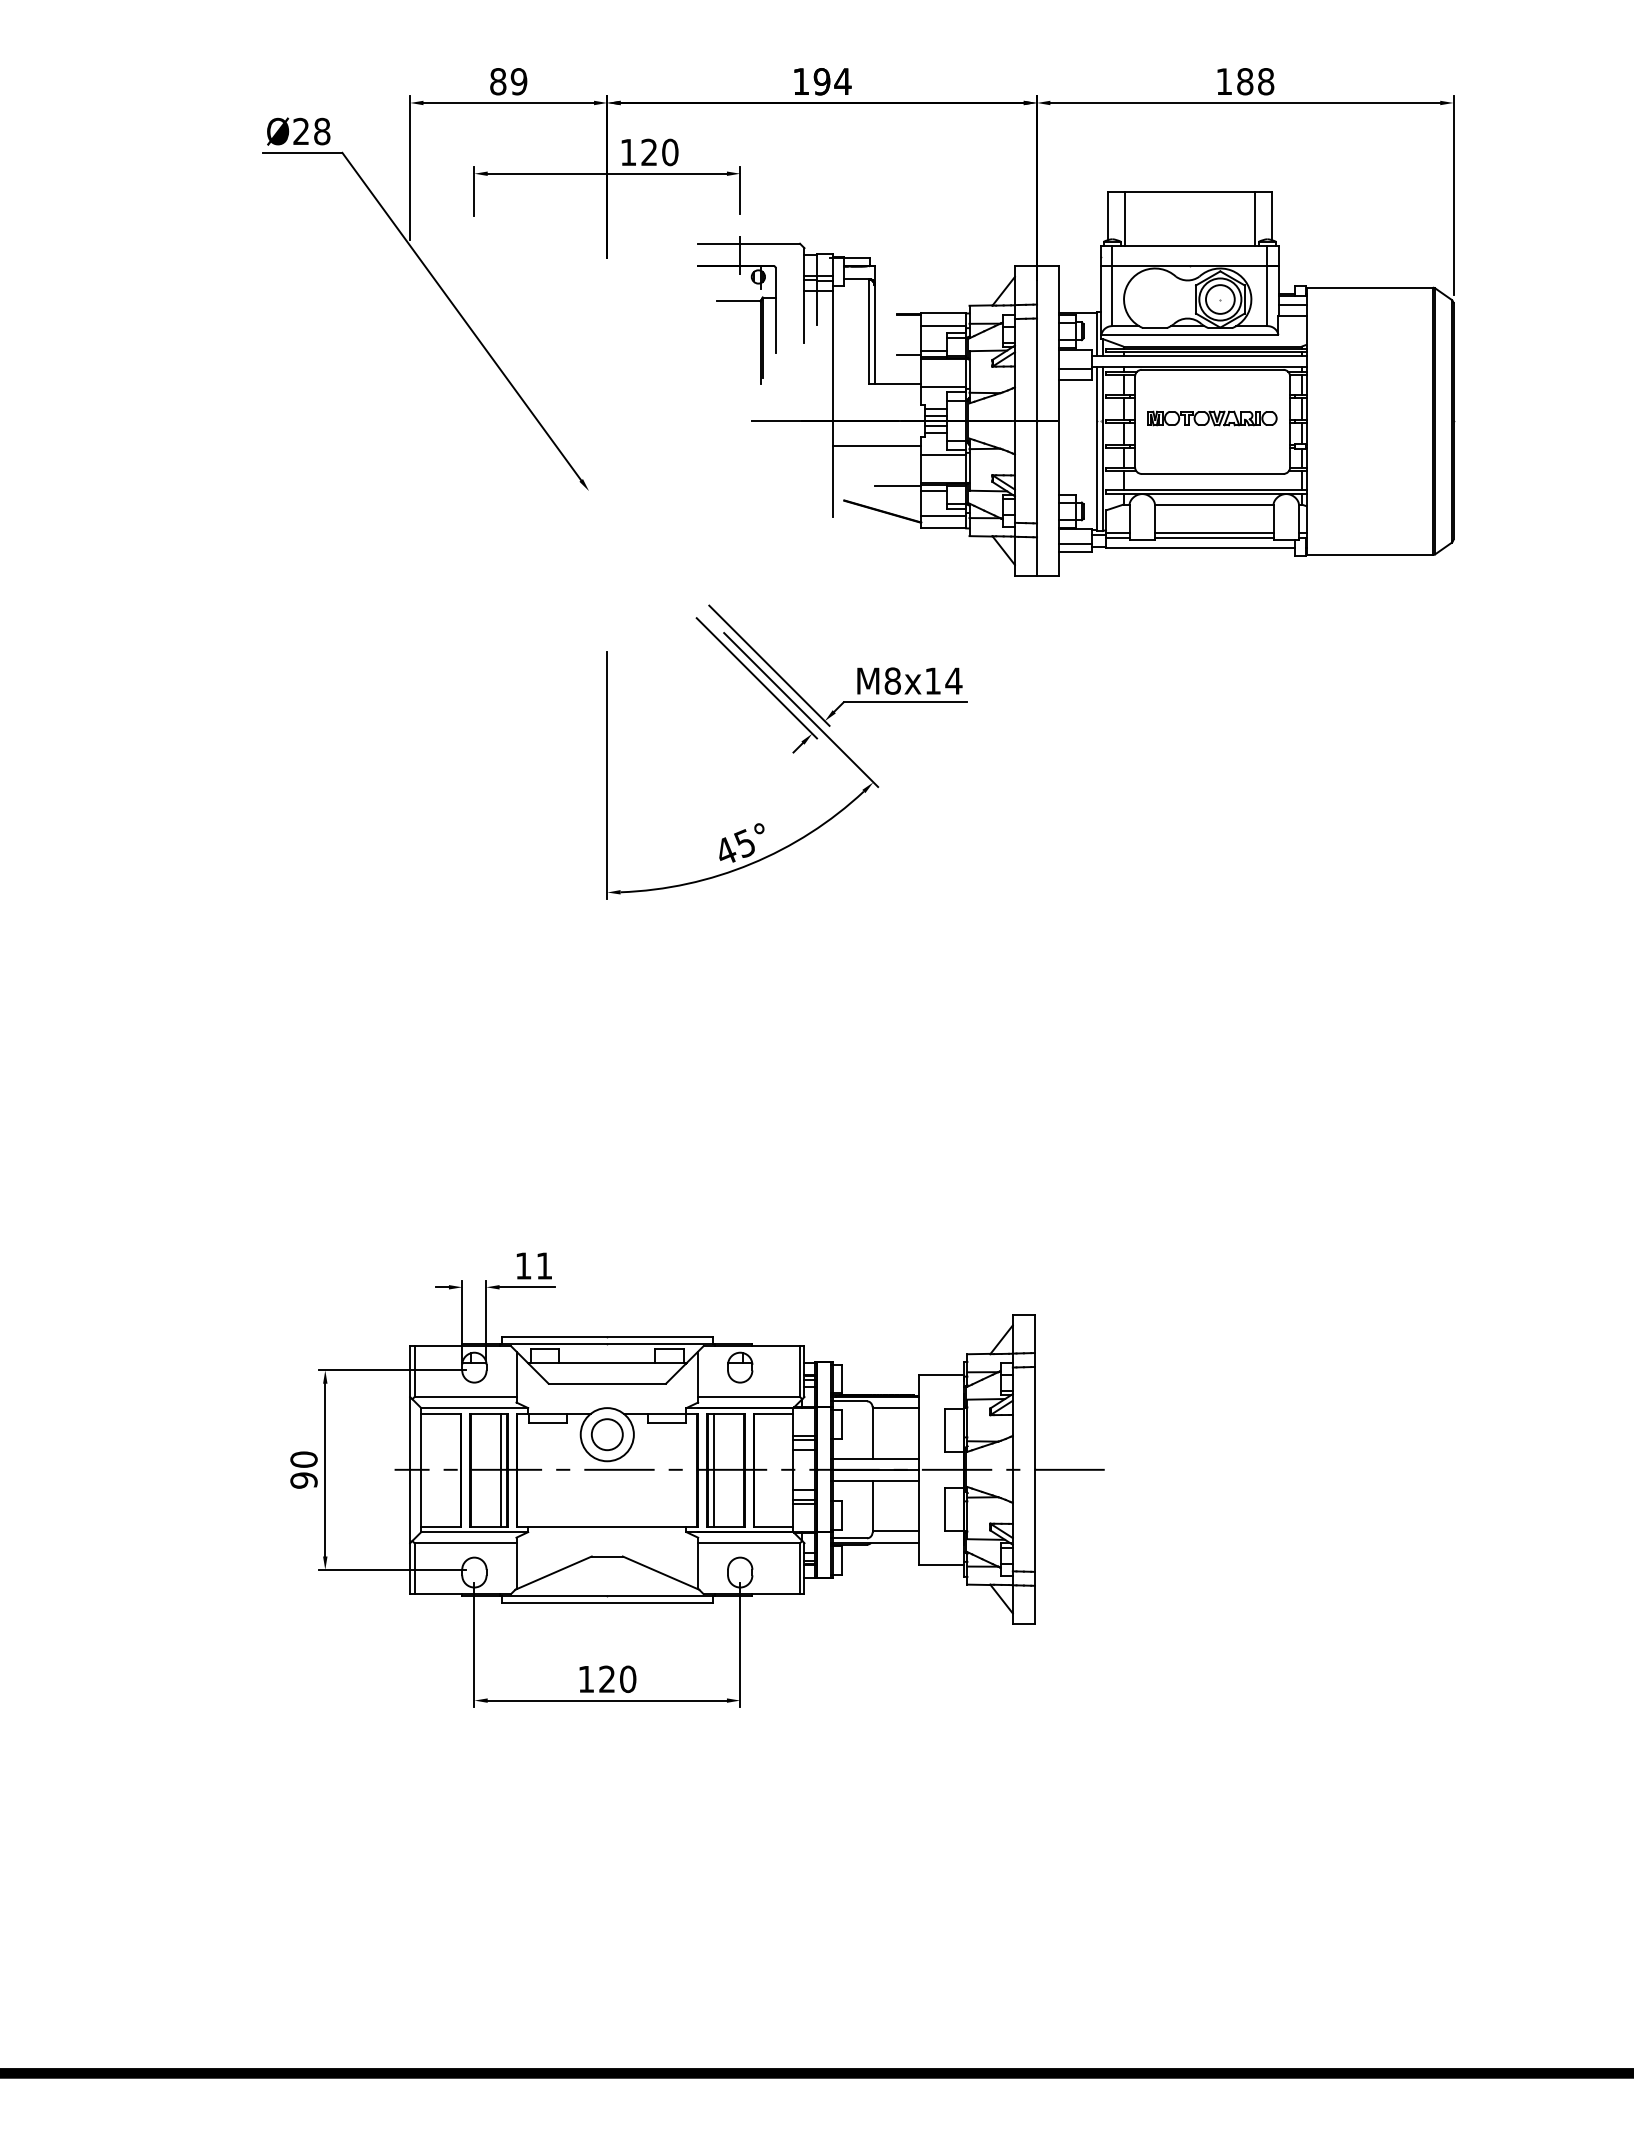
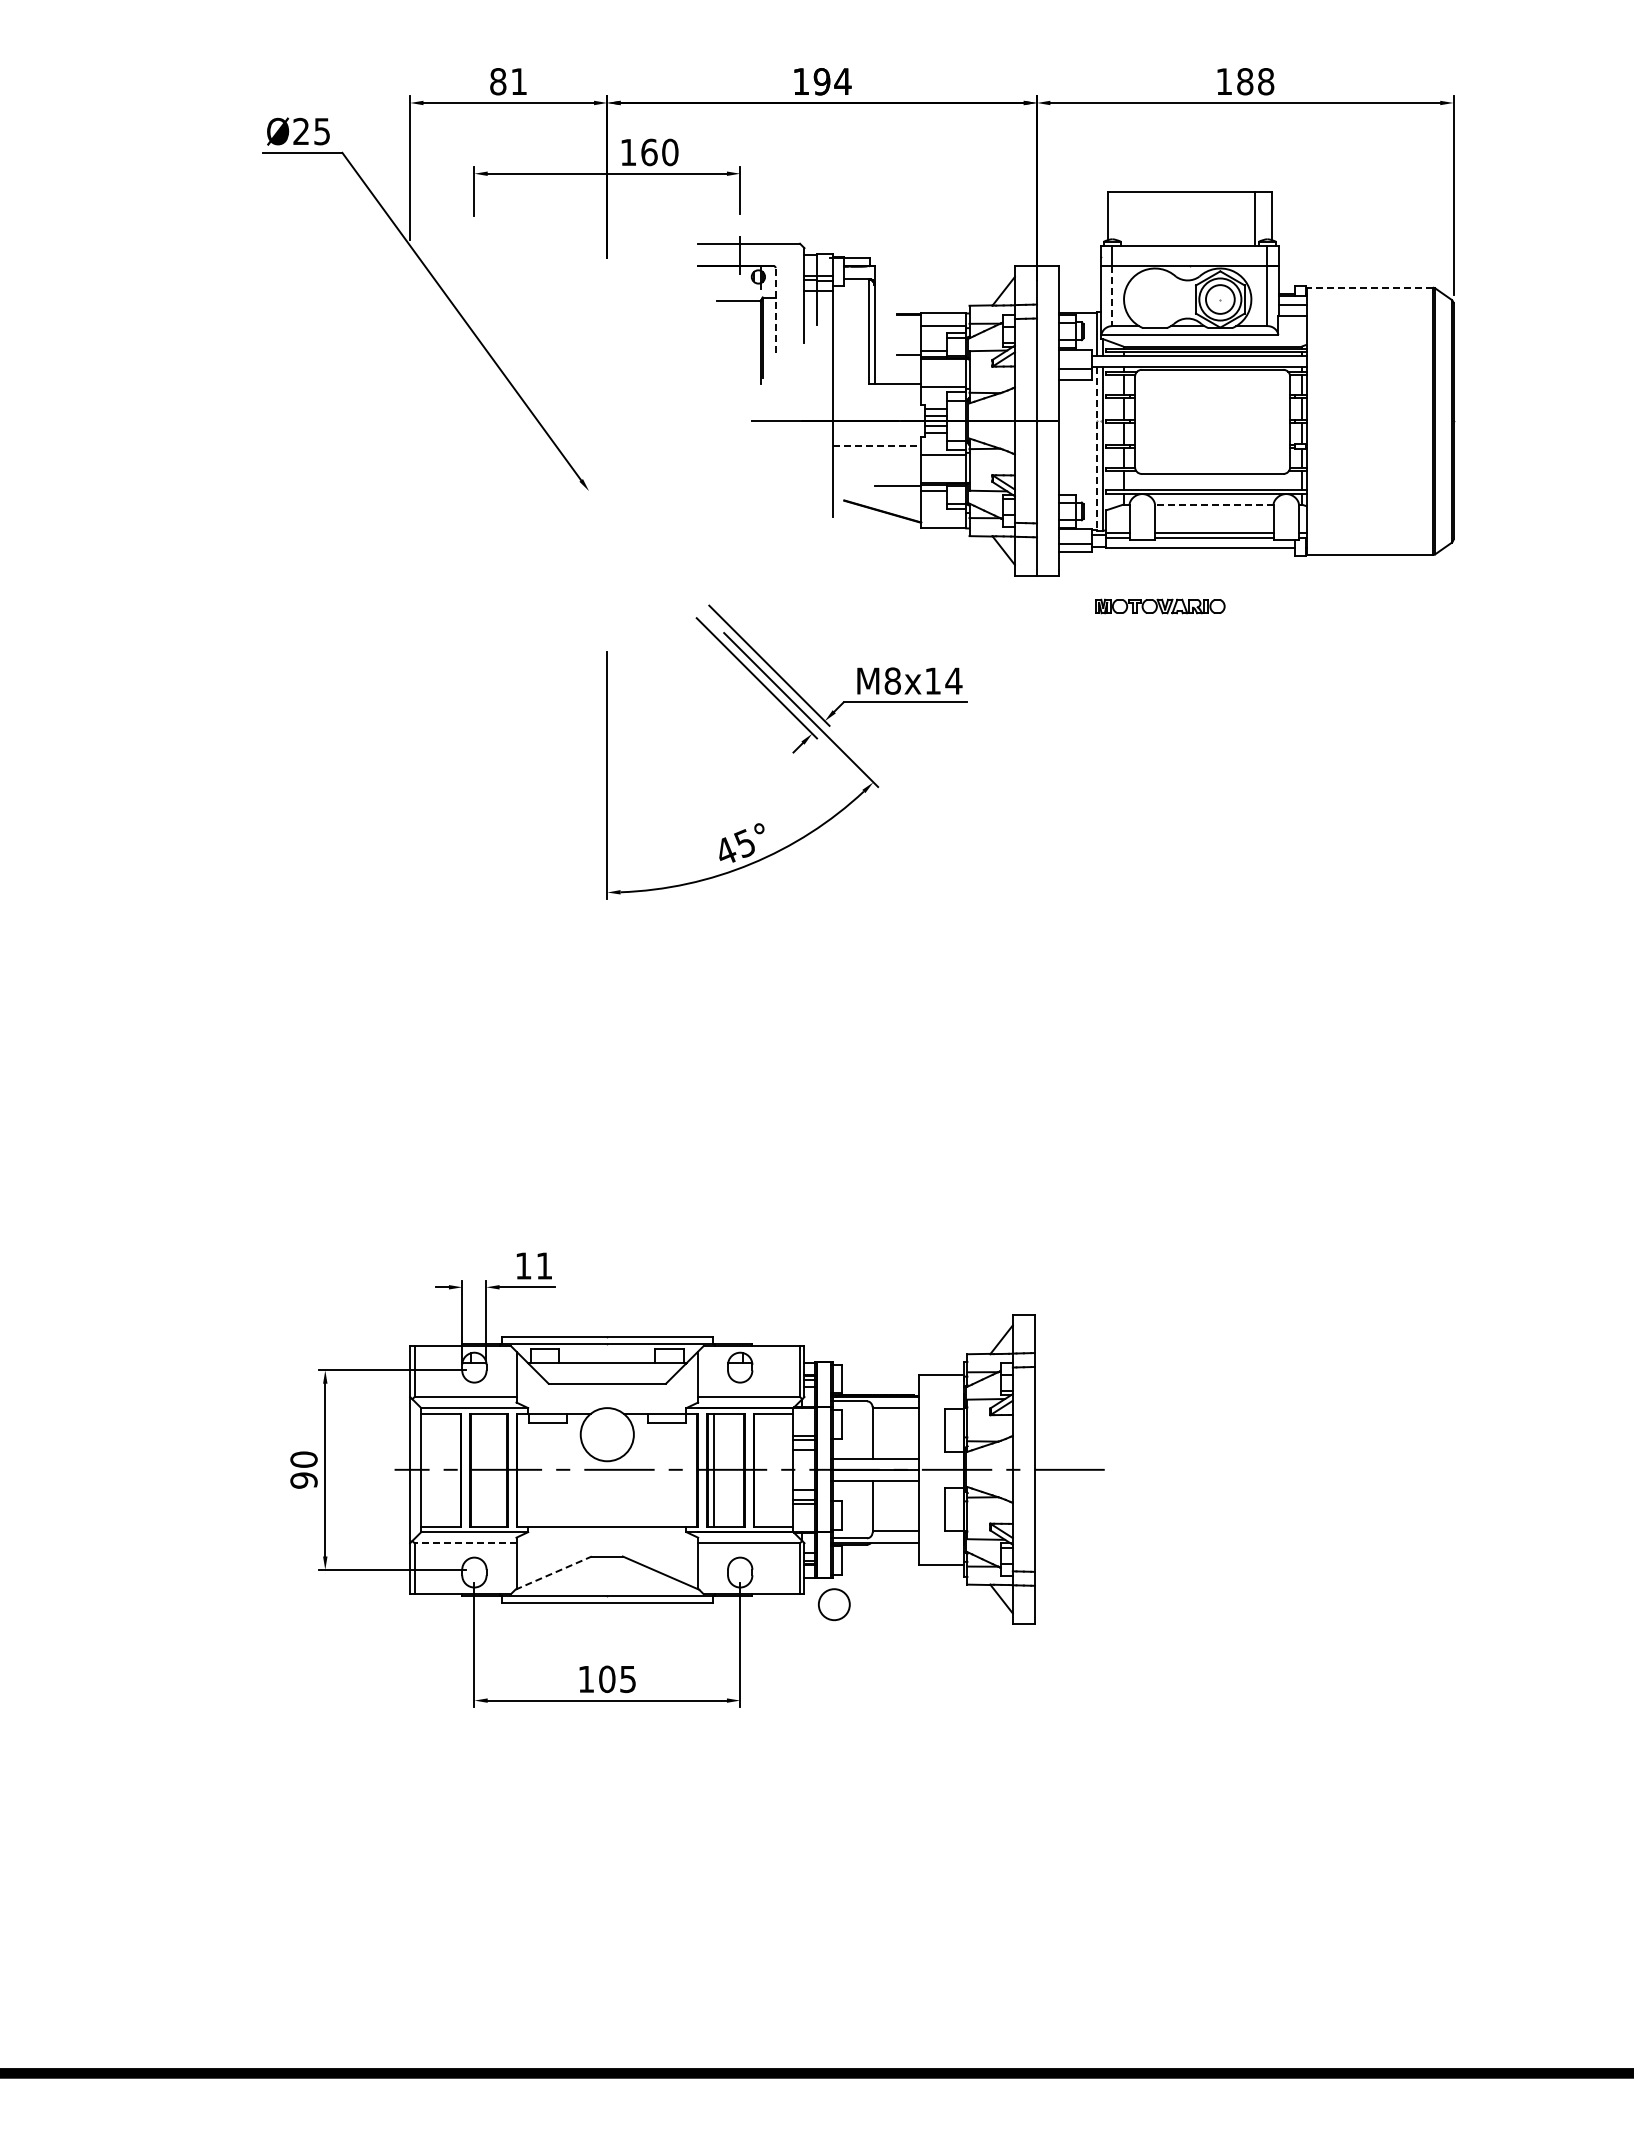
text: 89 -> 81 (518, 81)
text: Ø28 -> Ø25 (322, 131)
text: 120 -> 160 (649, 152)
line: present -> none (1124, 219)
line: solid -> dashed (1370, 287)
line: solid -> dashed (1112, 296)
line: solid -> dashed (775, 309)
part position: (1212, 418) -> (1160, 606) (1160, 606)
line: solid -> dashed (877, 446)
line: solid -> dashed (1096, 449)
line: solid -> dashed (1213, 504)
line: present -> none (943, 516)
circle position: (606, 1434) -> (833, 1604) (833, 1604)
line: present -> none (500, 1469)
line: solid -> dashed (465, 1543)
line: solid -> dashed (553, 1573)
text: 120 -> 105 (617, 1679)
